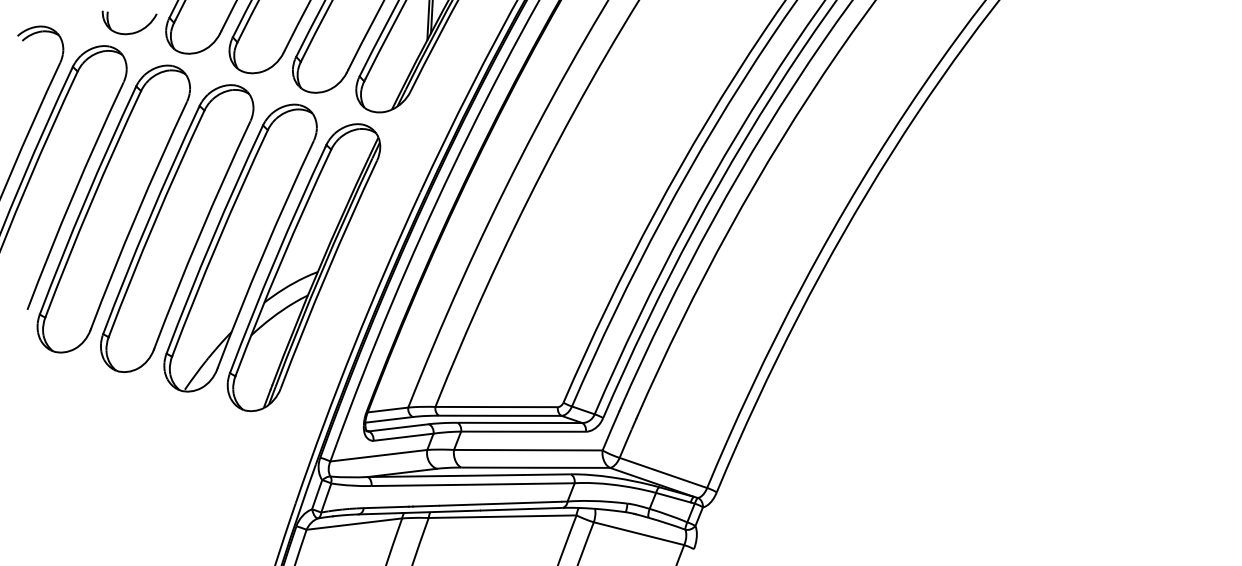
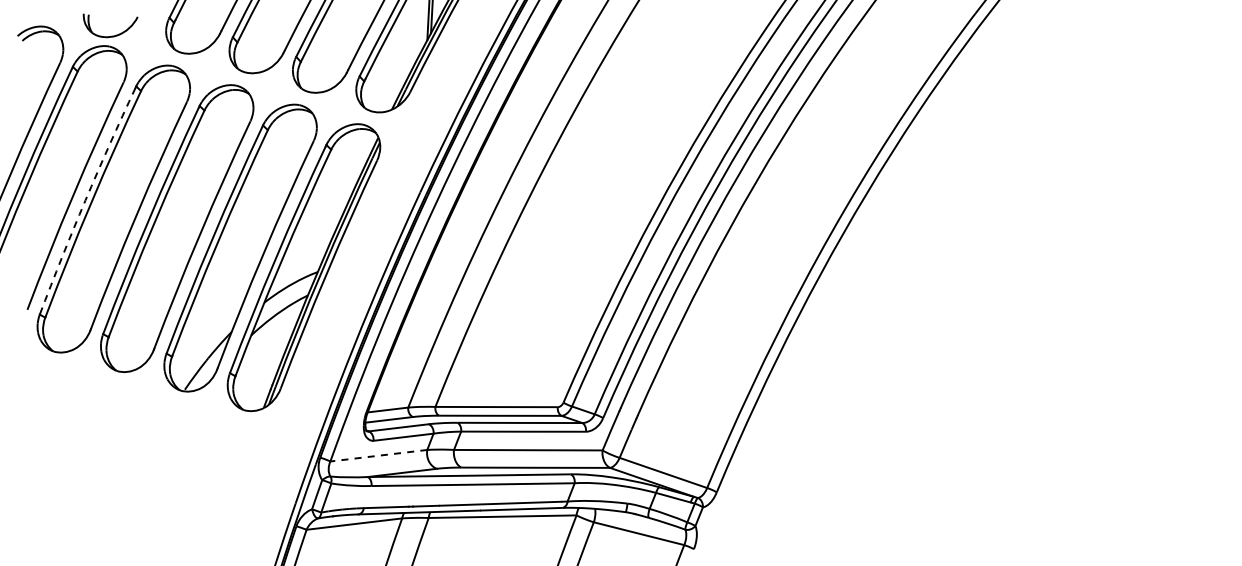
part position: (130, 32) -> (111, 35) (111, 35)
arc: solid -> dashed (85, 200)
line: solid -> dashed (378, 455)
